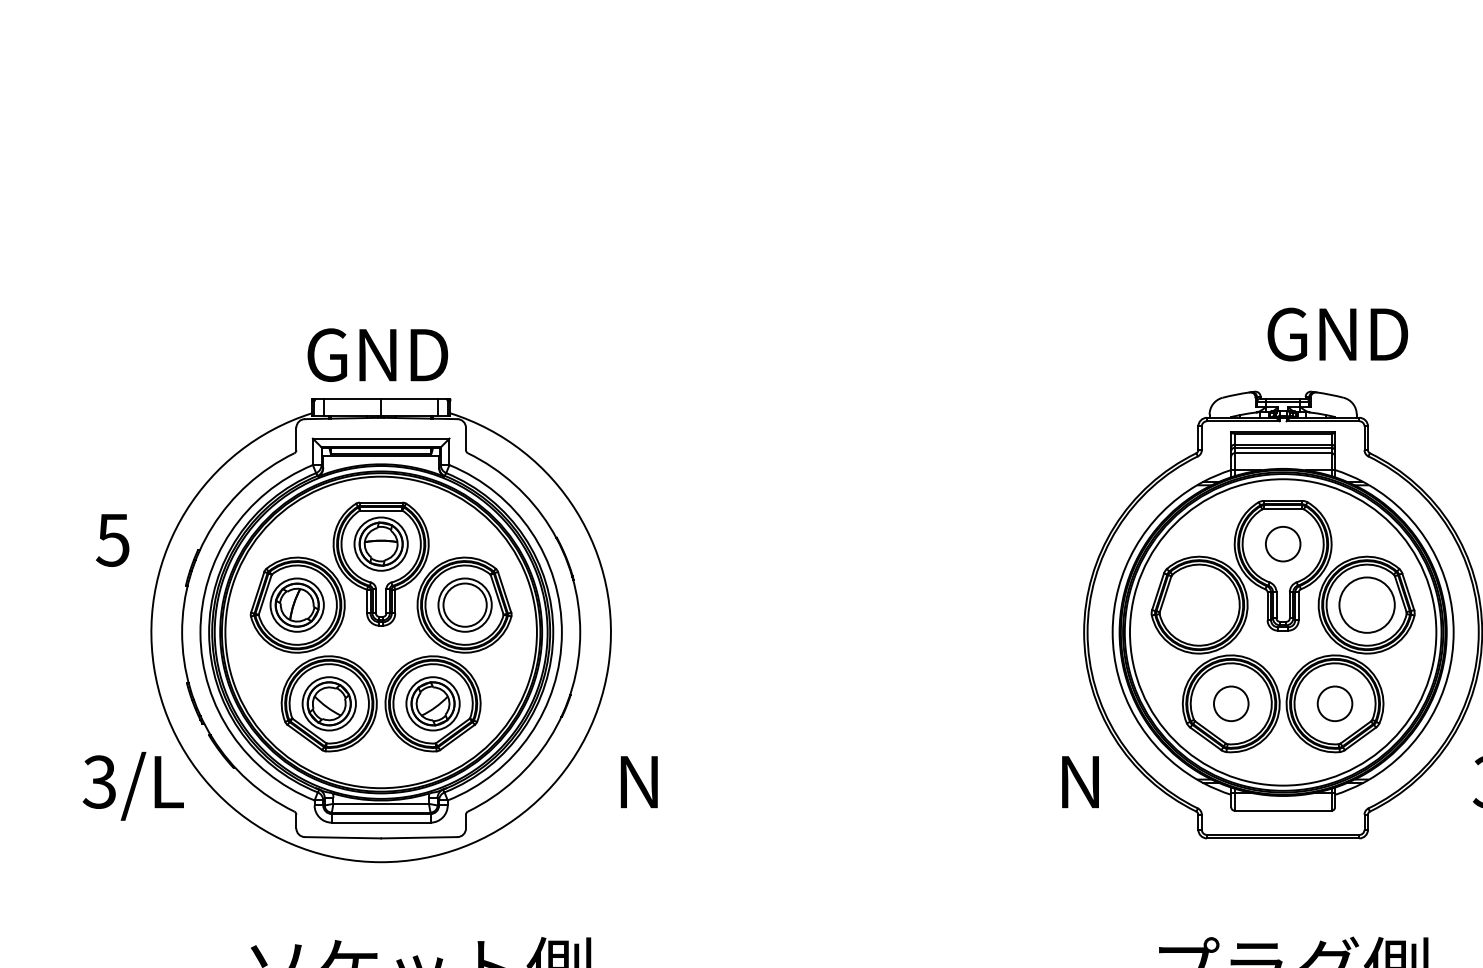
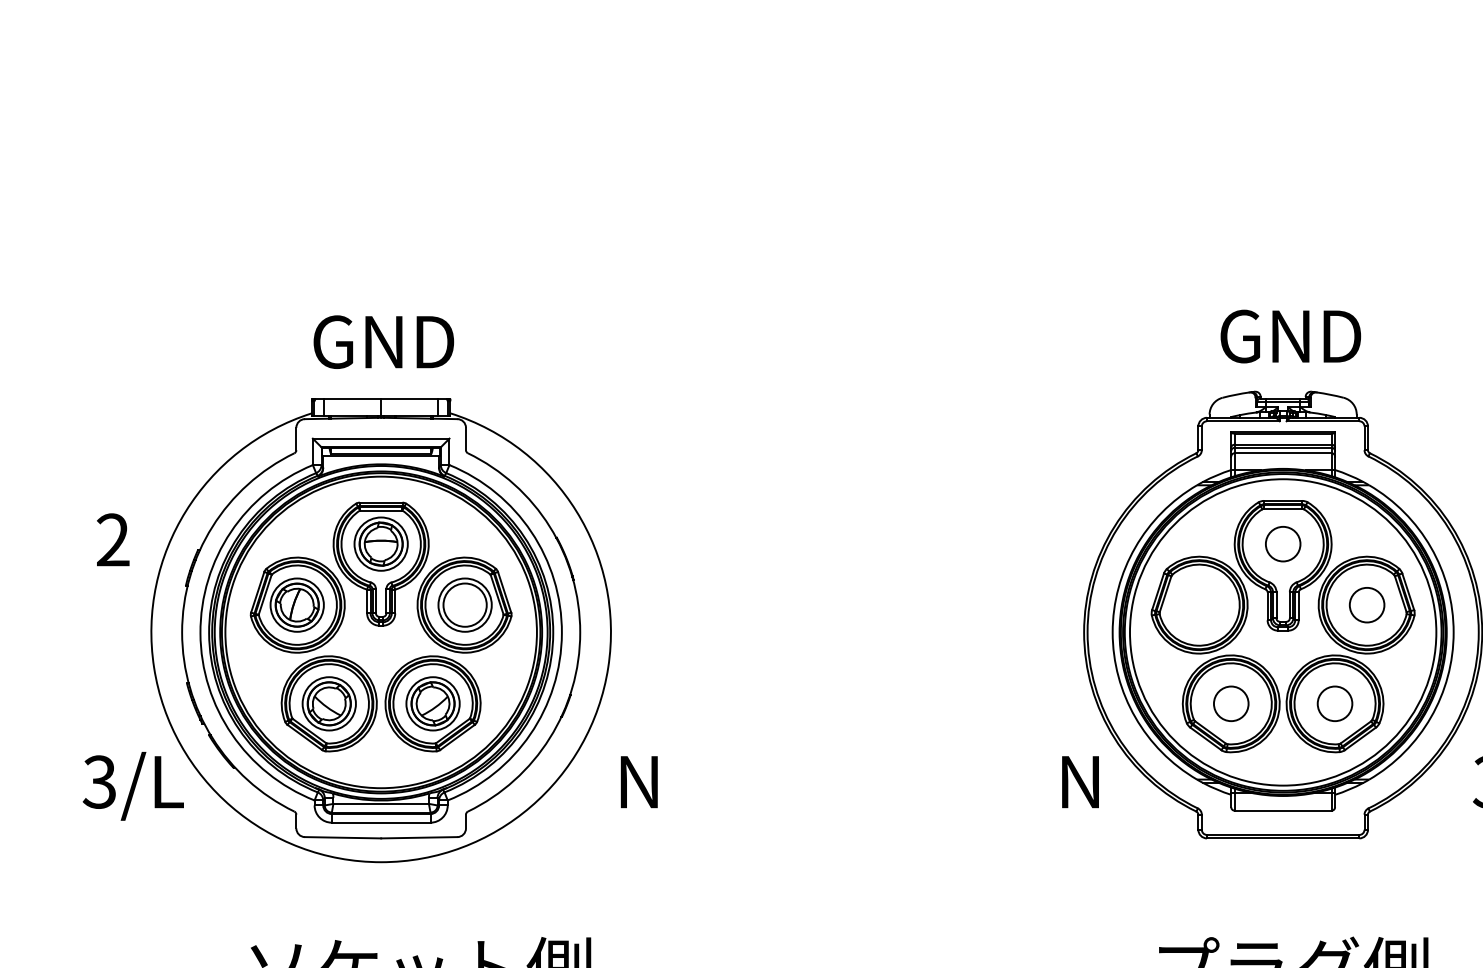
text position: (1337, 334) -> (1290, 336) (1290, 336)
text position: (377, 354) -> (383, 341) (383, 341)
text: 5 -> 2 (112, 539)
circle diameter: 55 px -> 35 px (1366, 604)
